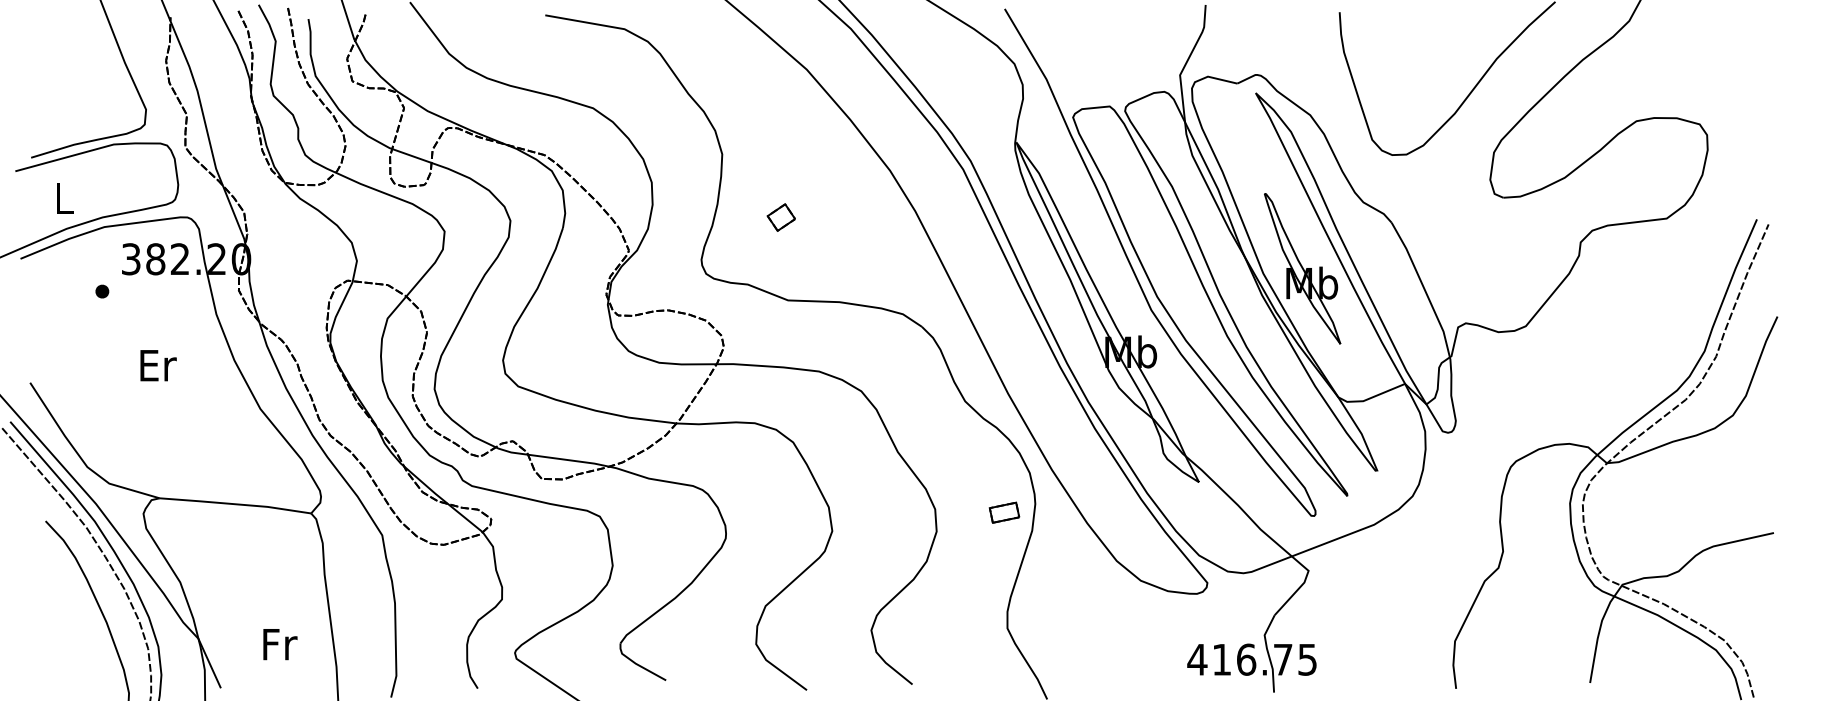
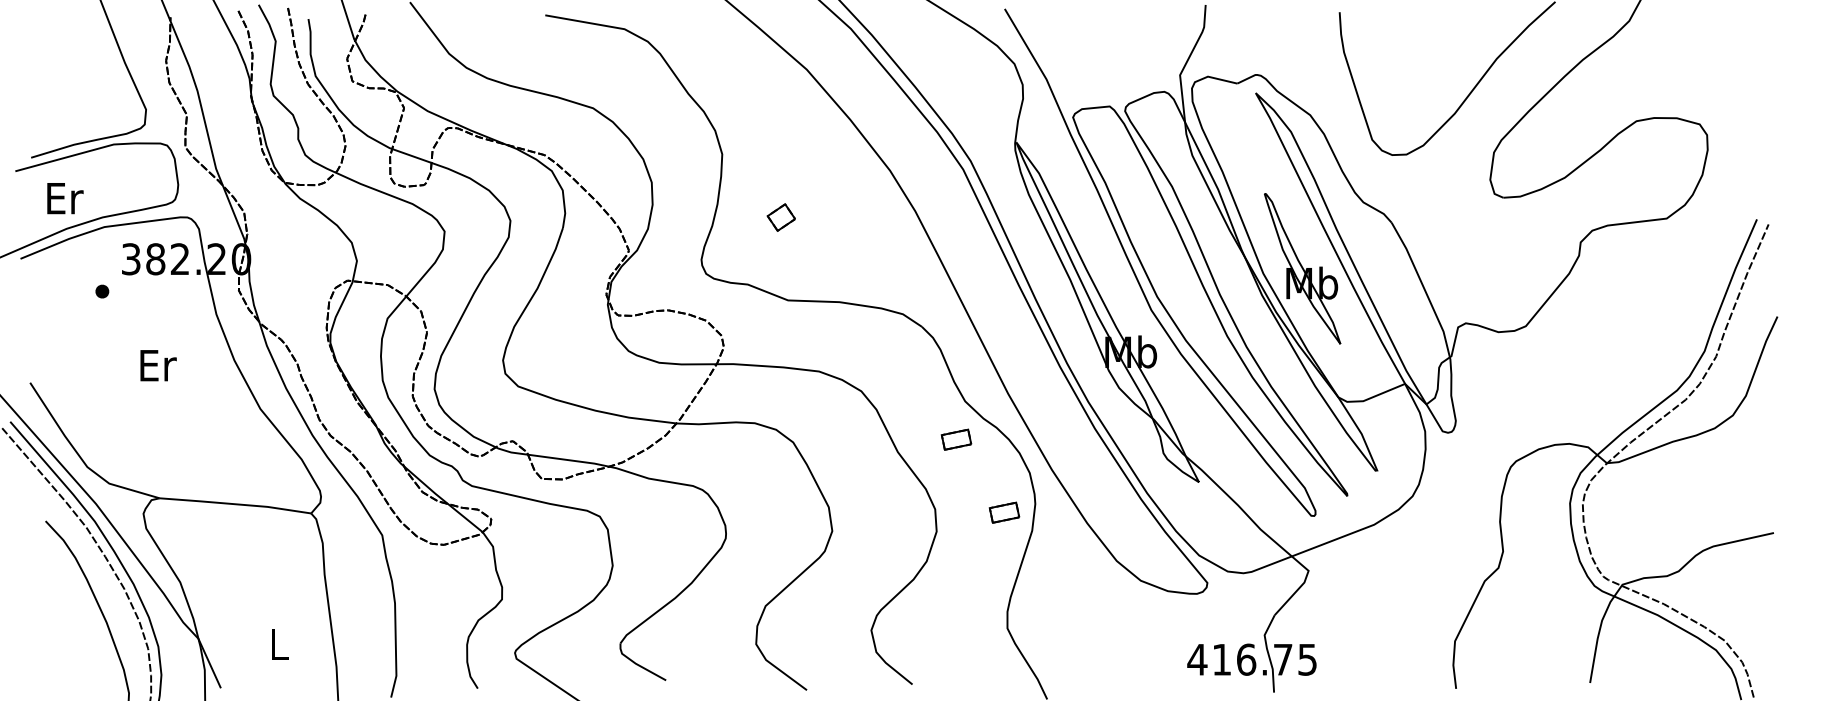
text: L -> Er (65, 198)
part: none -> present (956, 439)
text: Fr -> L (280, 644)
